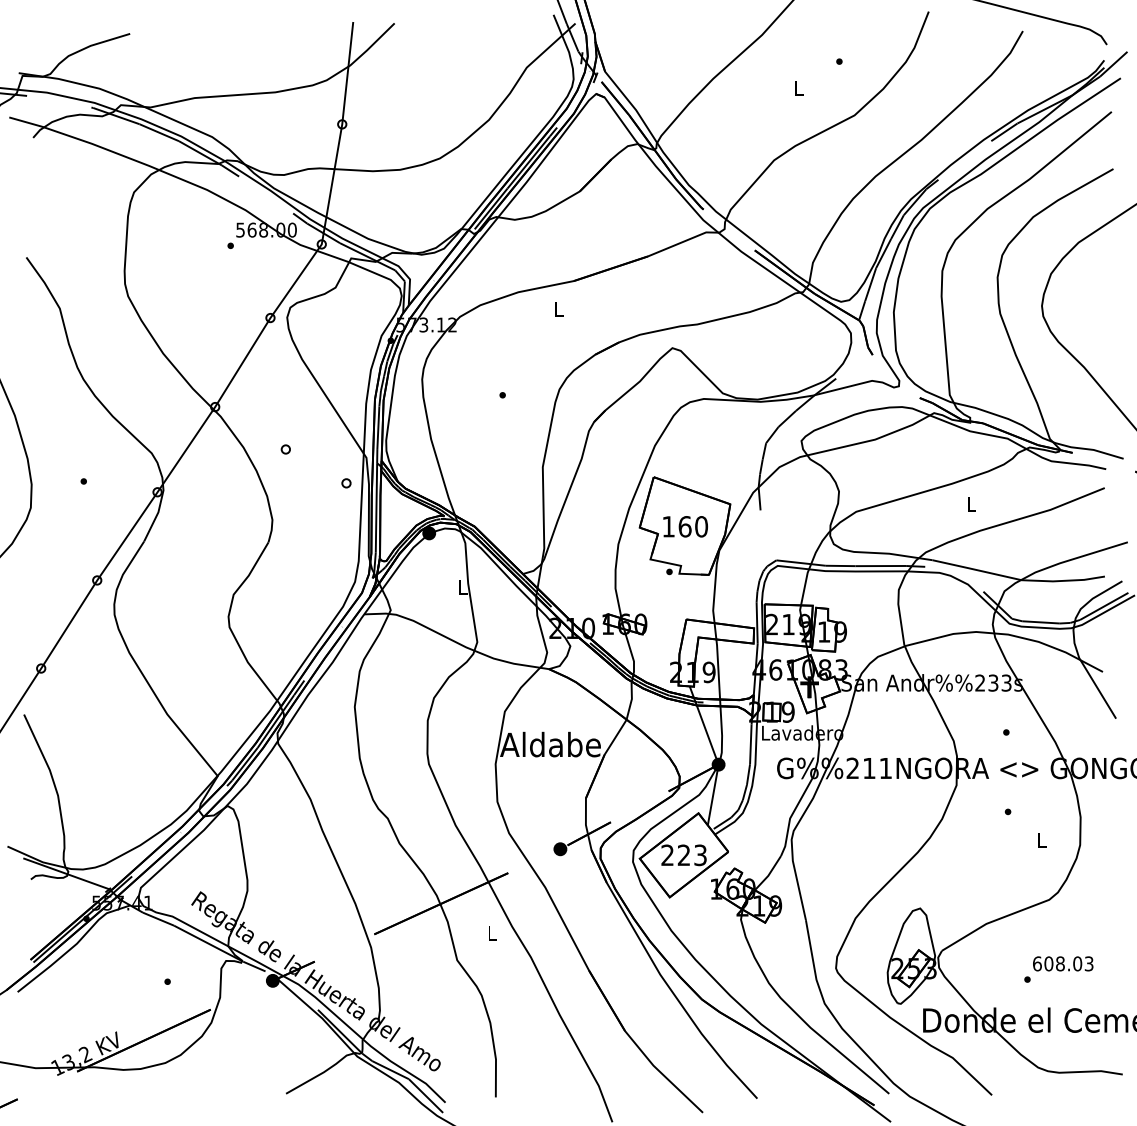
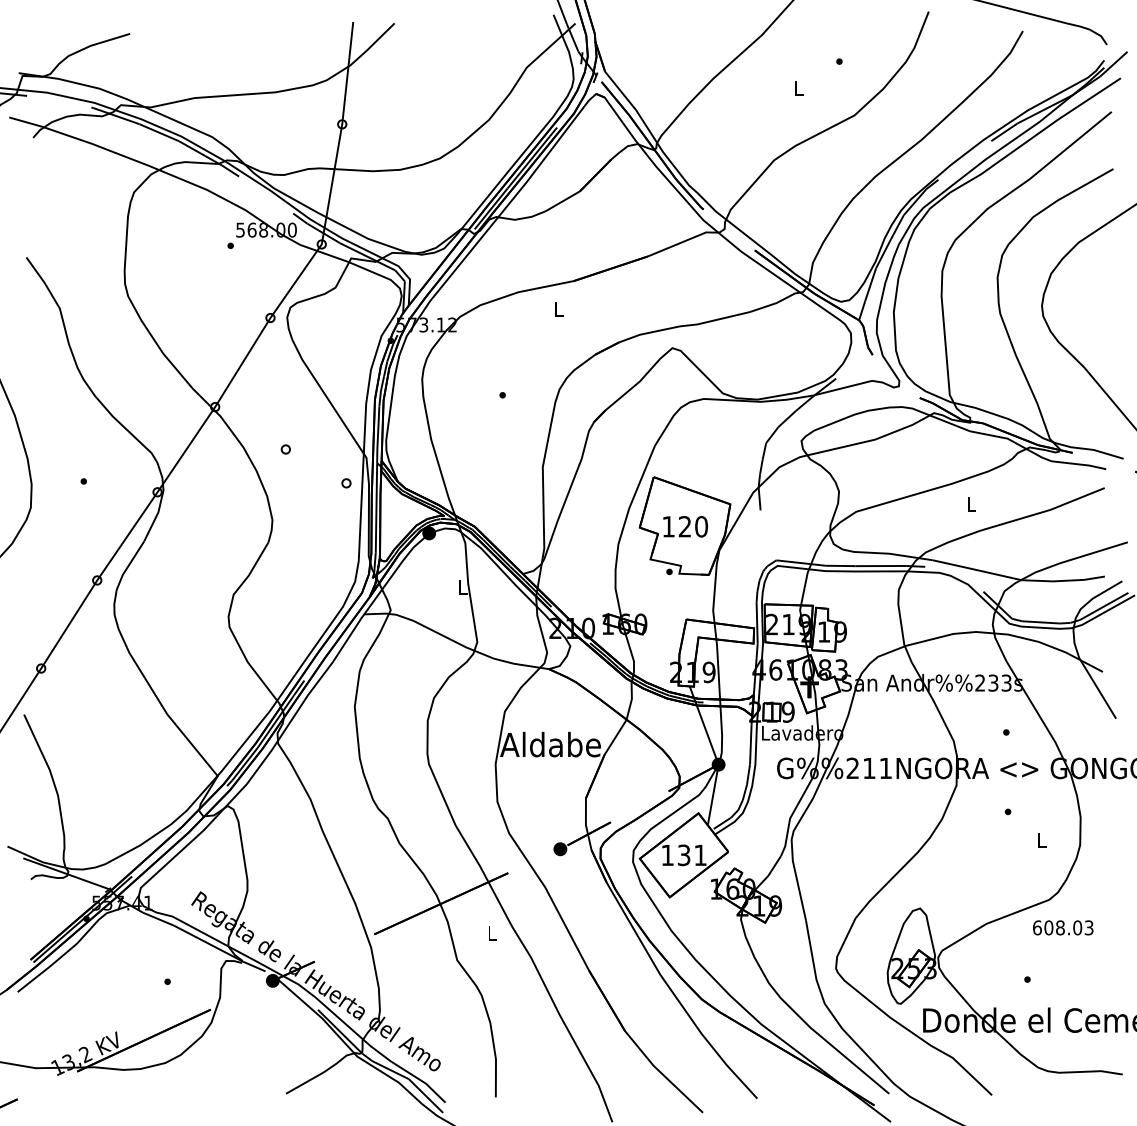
text: 160 -> 120 (684, 526)
text: 223 -> 131 (683, 855)
text position: (1063, 963) -> (1063, 927) (1063, 927)
